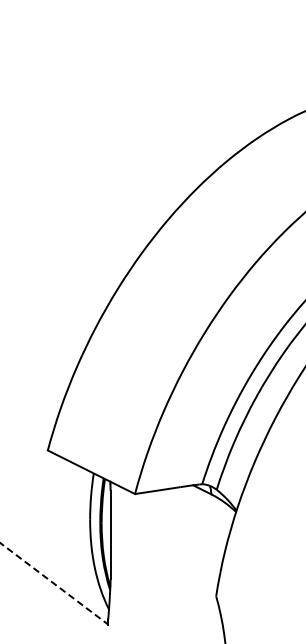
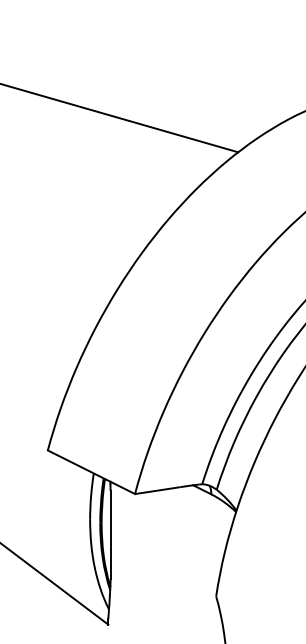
line: none -> present (120, 118)
line: dashed -> solid (54, 584)
